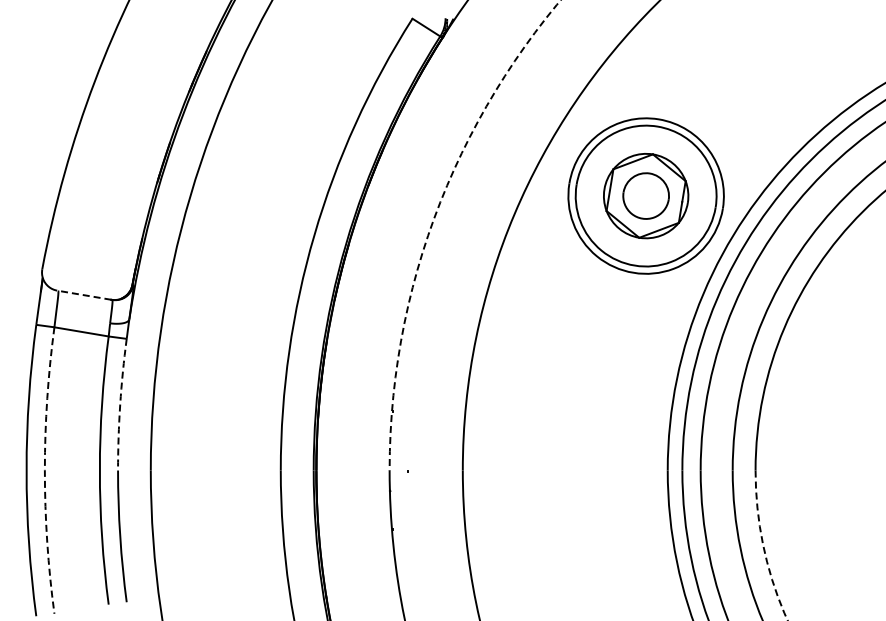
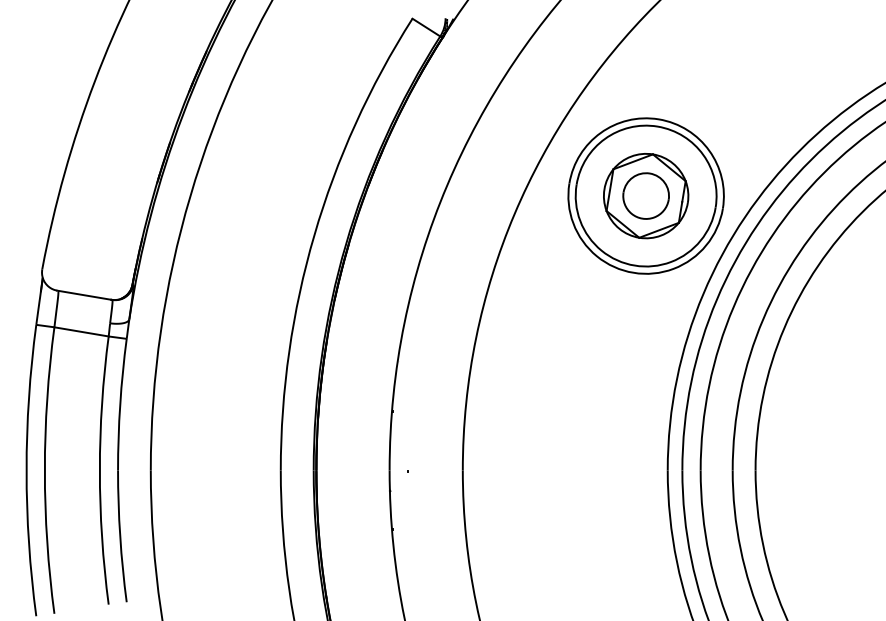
arc: dashed -> solid (433, 220)
line: dashed -> solid (83, 295)
arc: dashed -> solid (120, 404)
arc: dashed -> solid (44, 470)
arc: dashed -> solid (763, 547)
